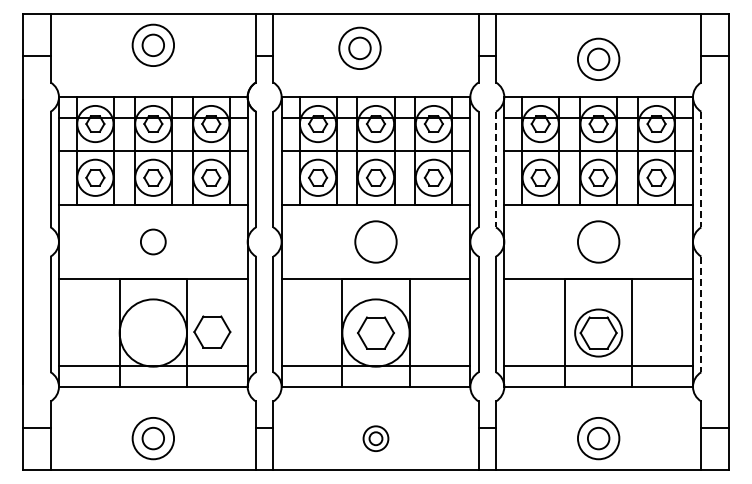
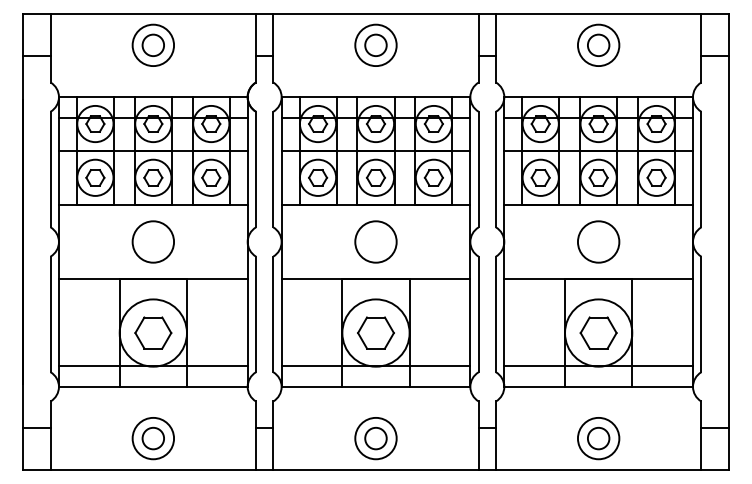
part position: (359, 47) -> (375, 44) (375, 44)
part position: (598, 58) -> (598, 44) (598, 44)
line: dashed -> solid (496, 169)
line: dashed -> solid (701, 169)
circle diameter: 25 px -> 41 px (153, 241)
line: dashed -> solid (701, 314)
part position: (212, 331) -> (153, 332) (153, 332)
circle diameter: 47 px -> 67 px (598, 332)
part size: 28x27 px -> 44x44 px (375, 438)
